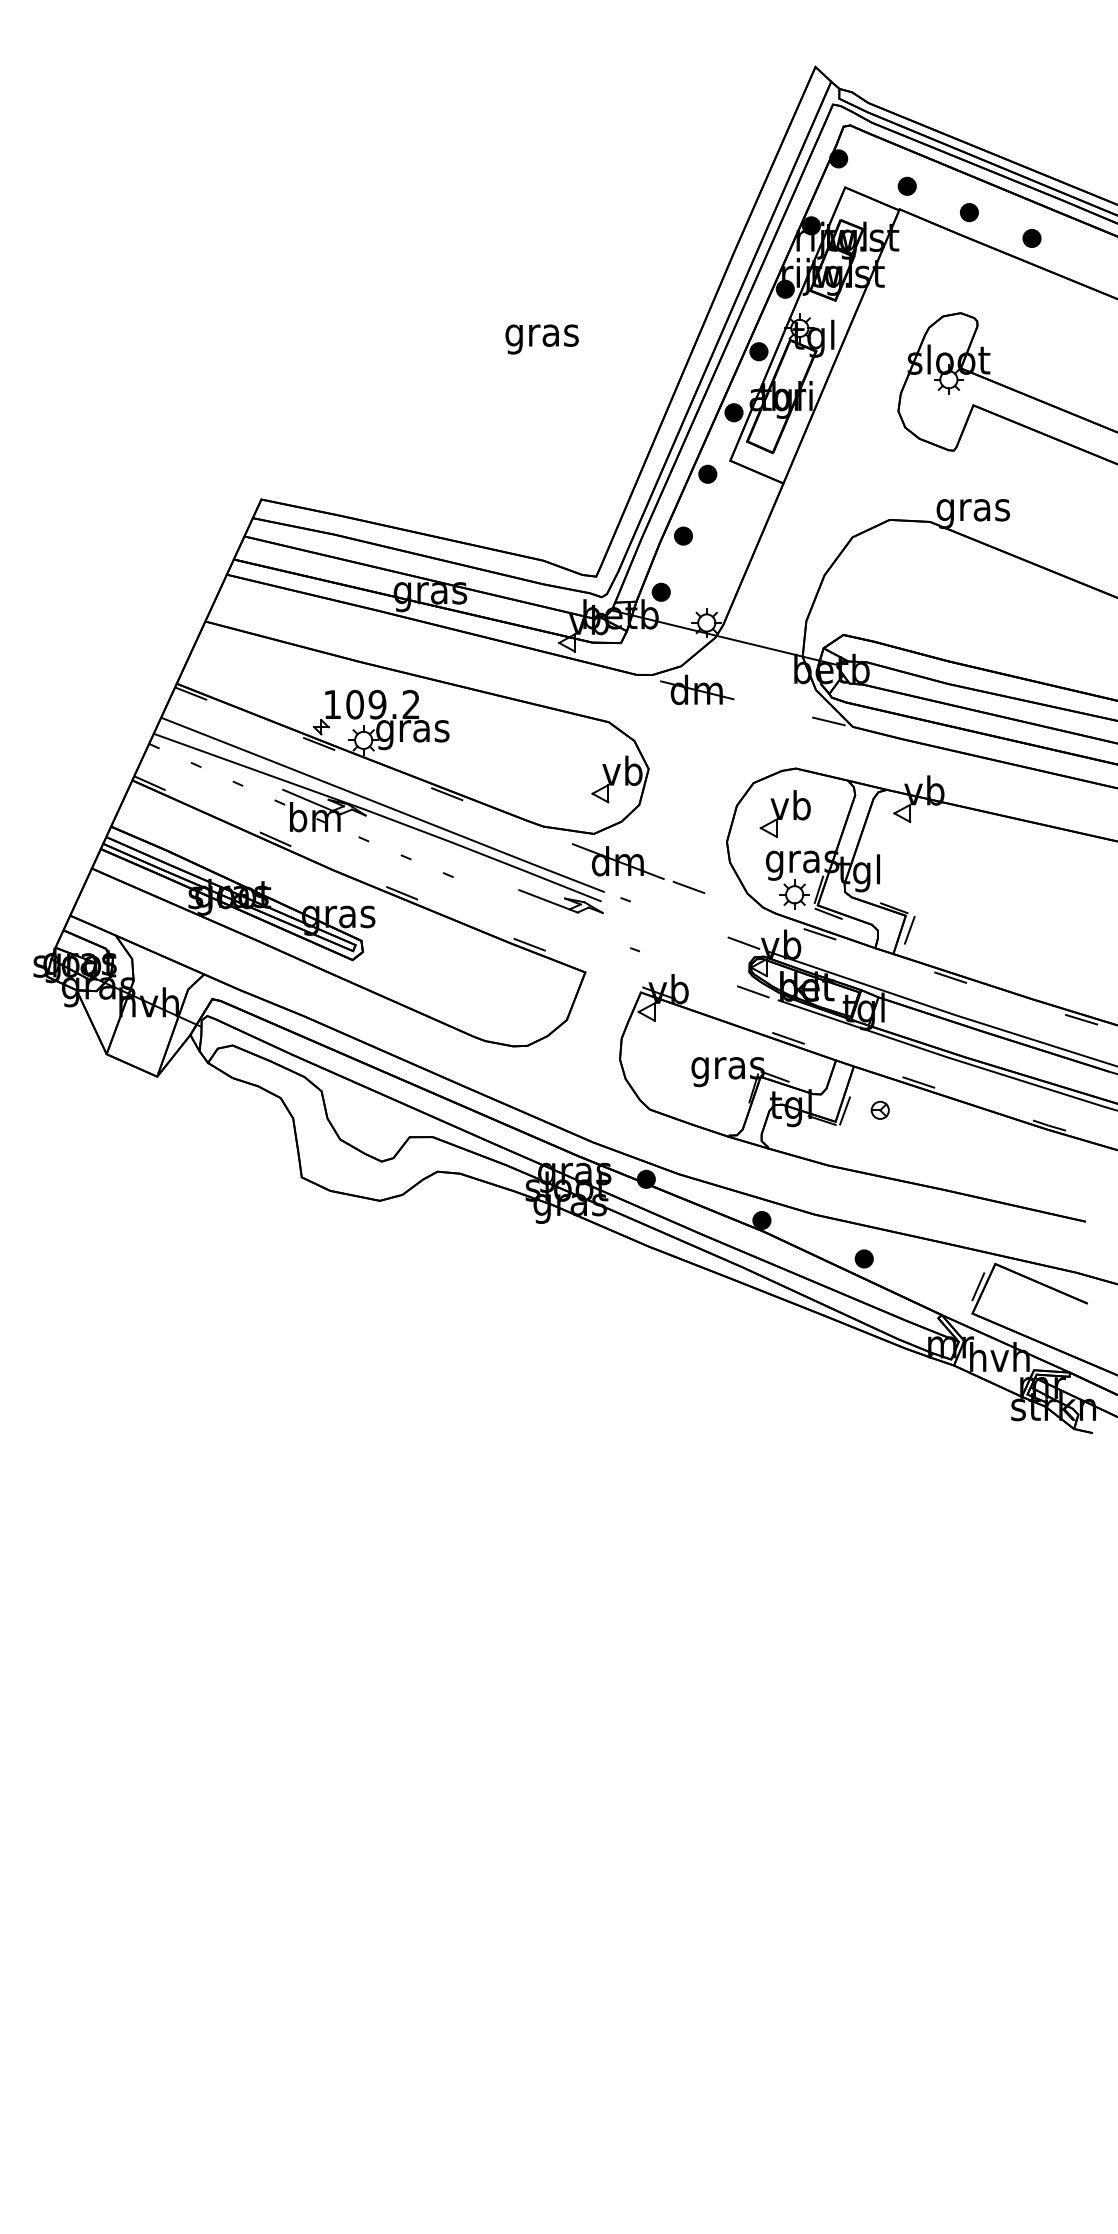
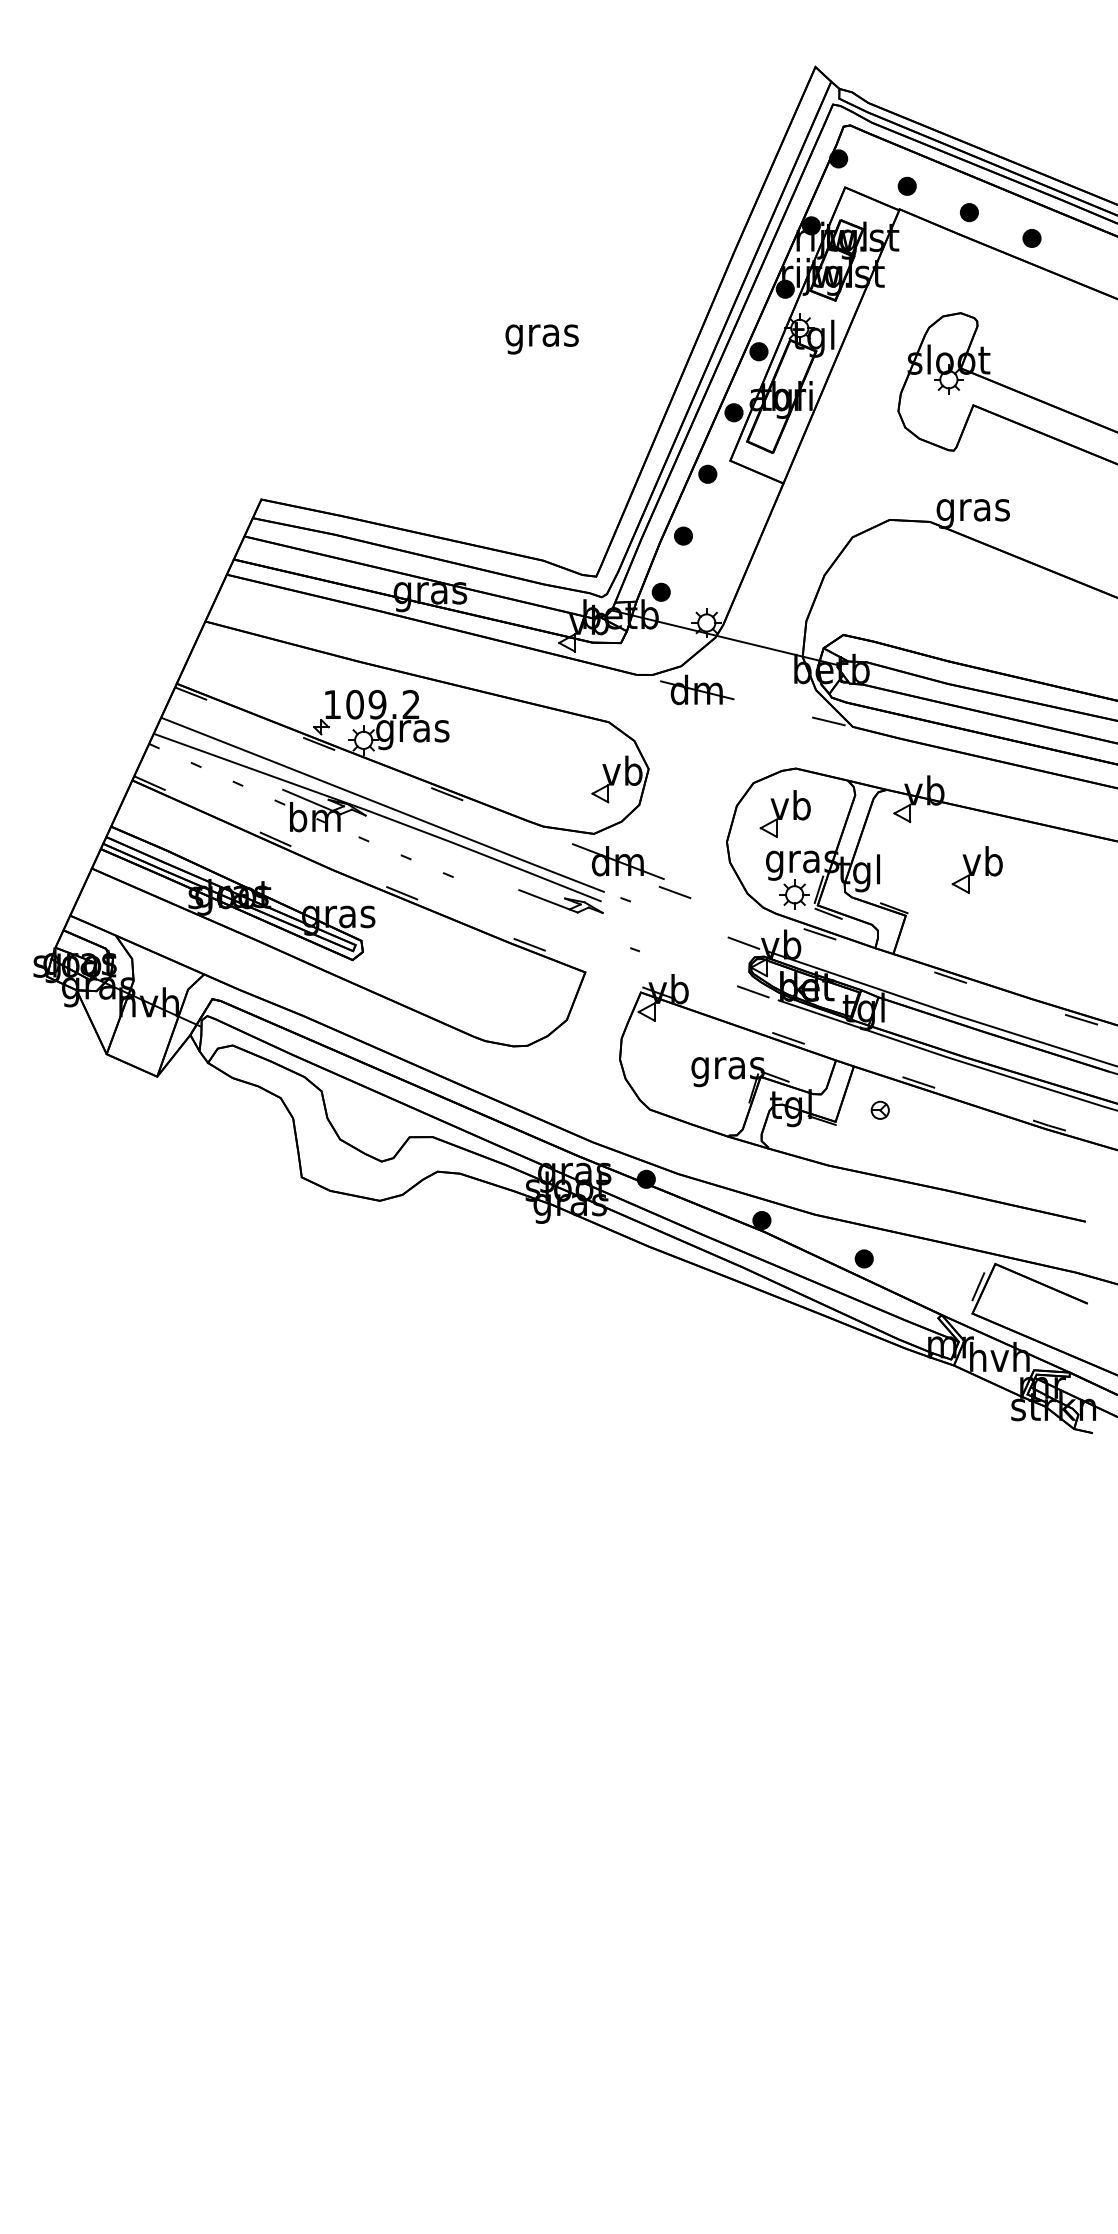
part: none -> present (976, 869)
line position: (688, 887) -> (674, 892) (674, 892)
line: present -> none (909, 930)
line: present -> none (844, 1110)
